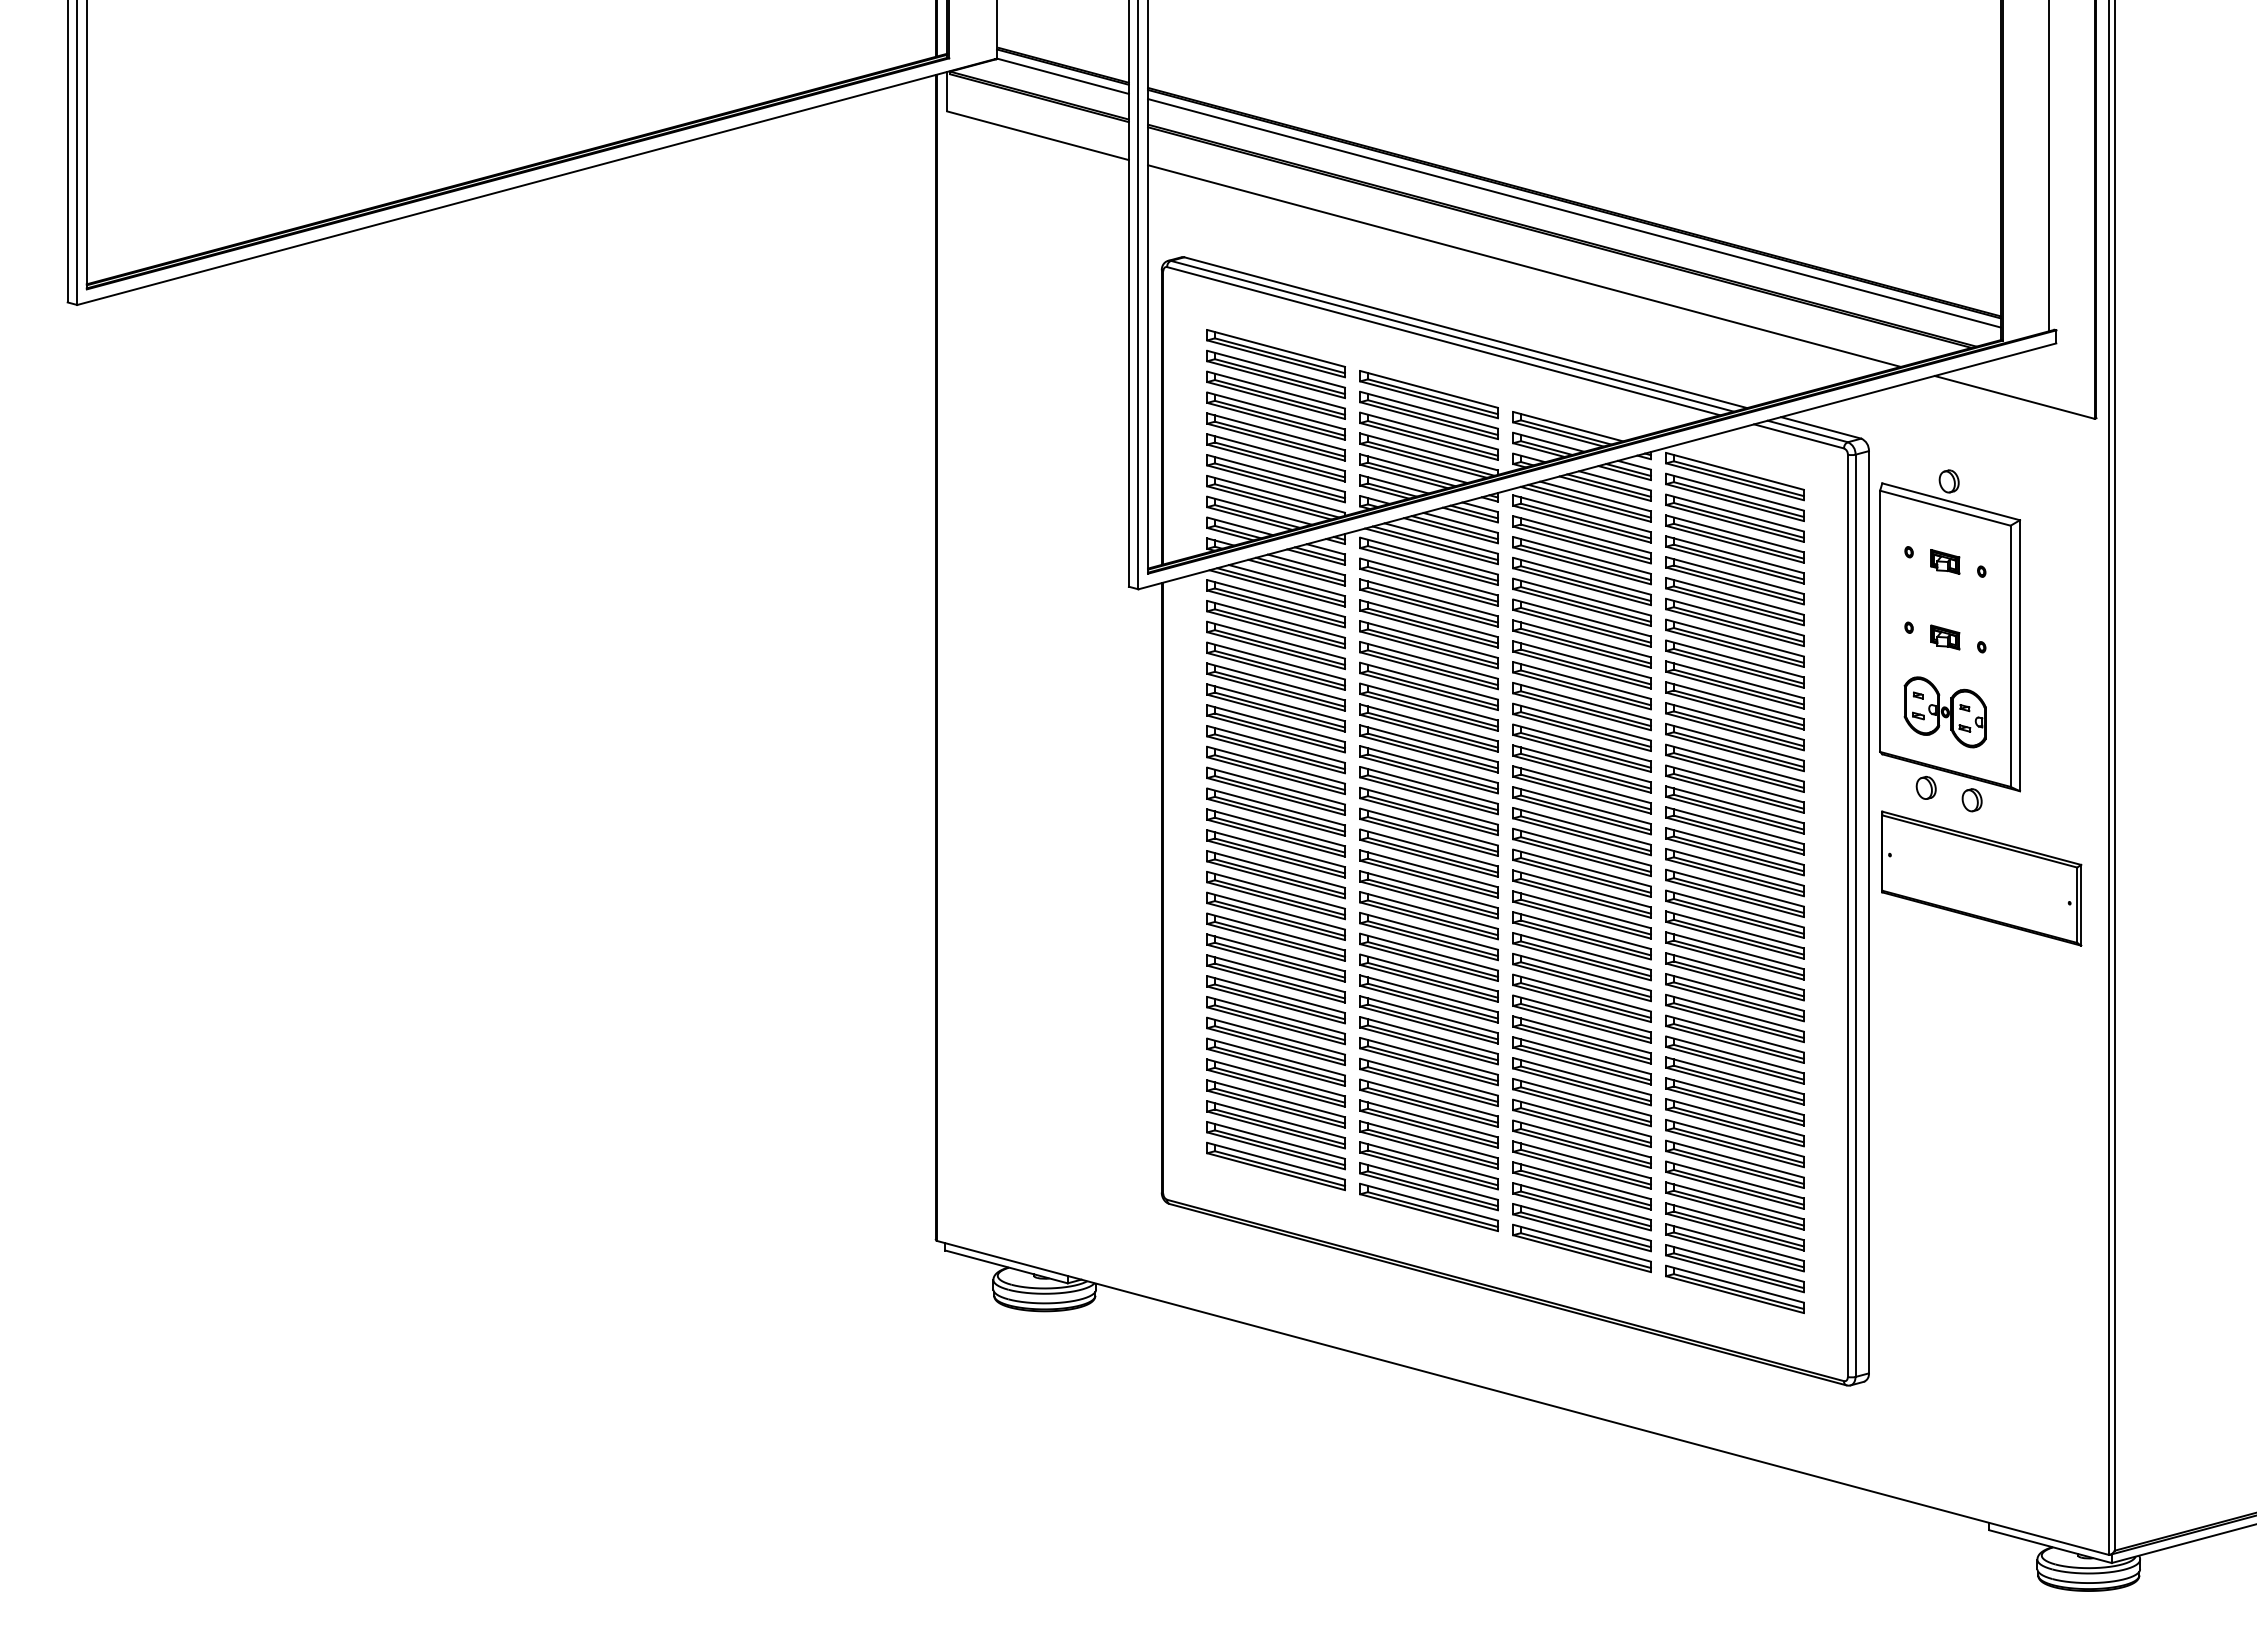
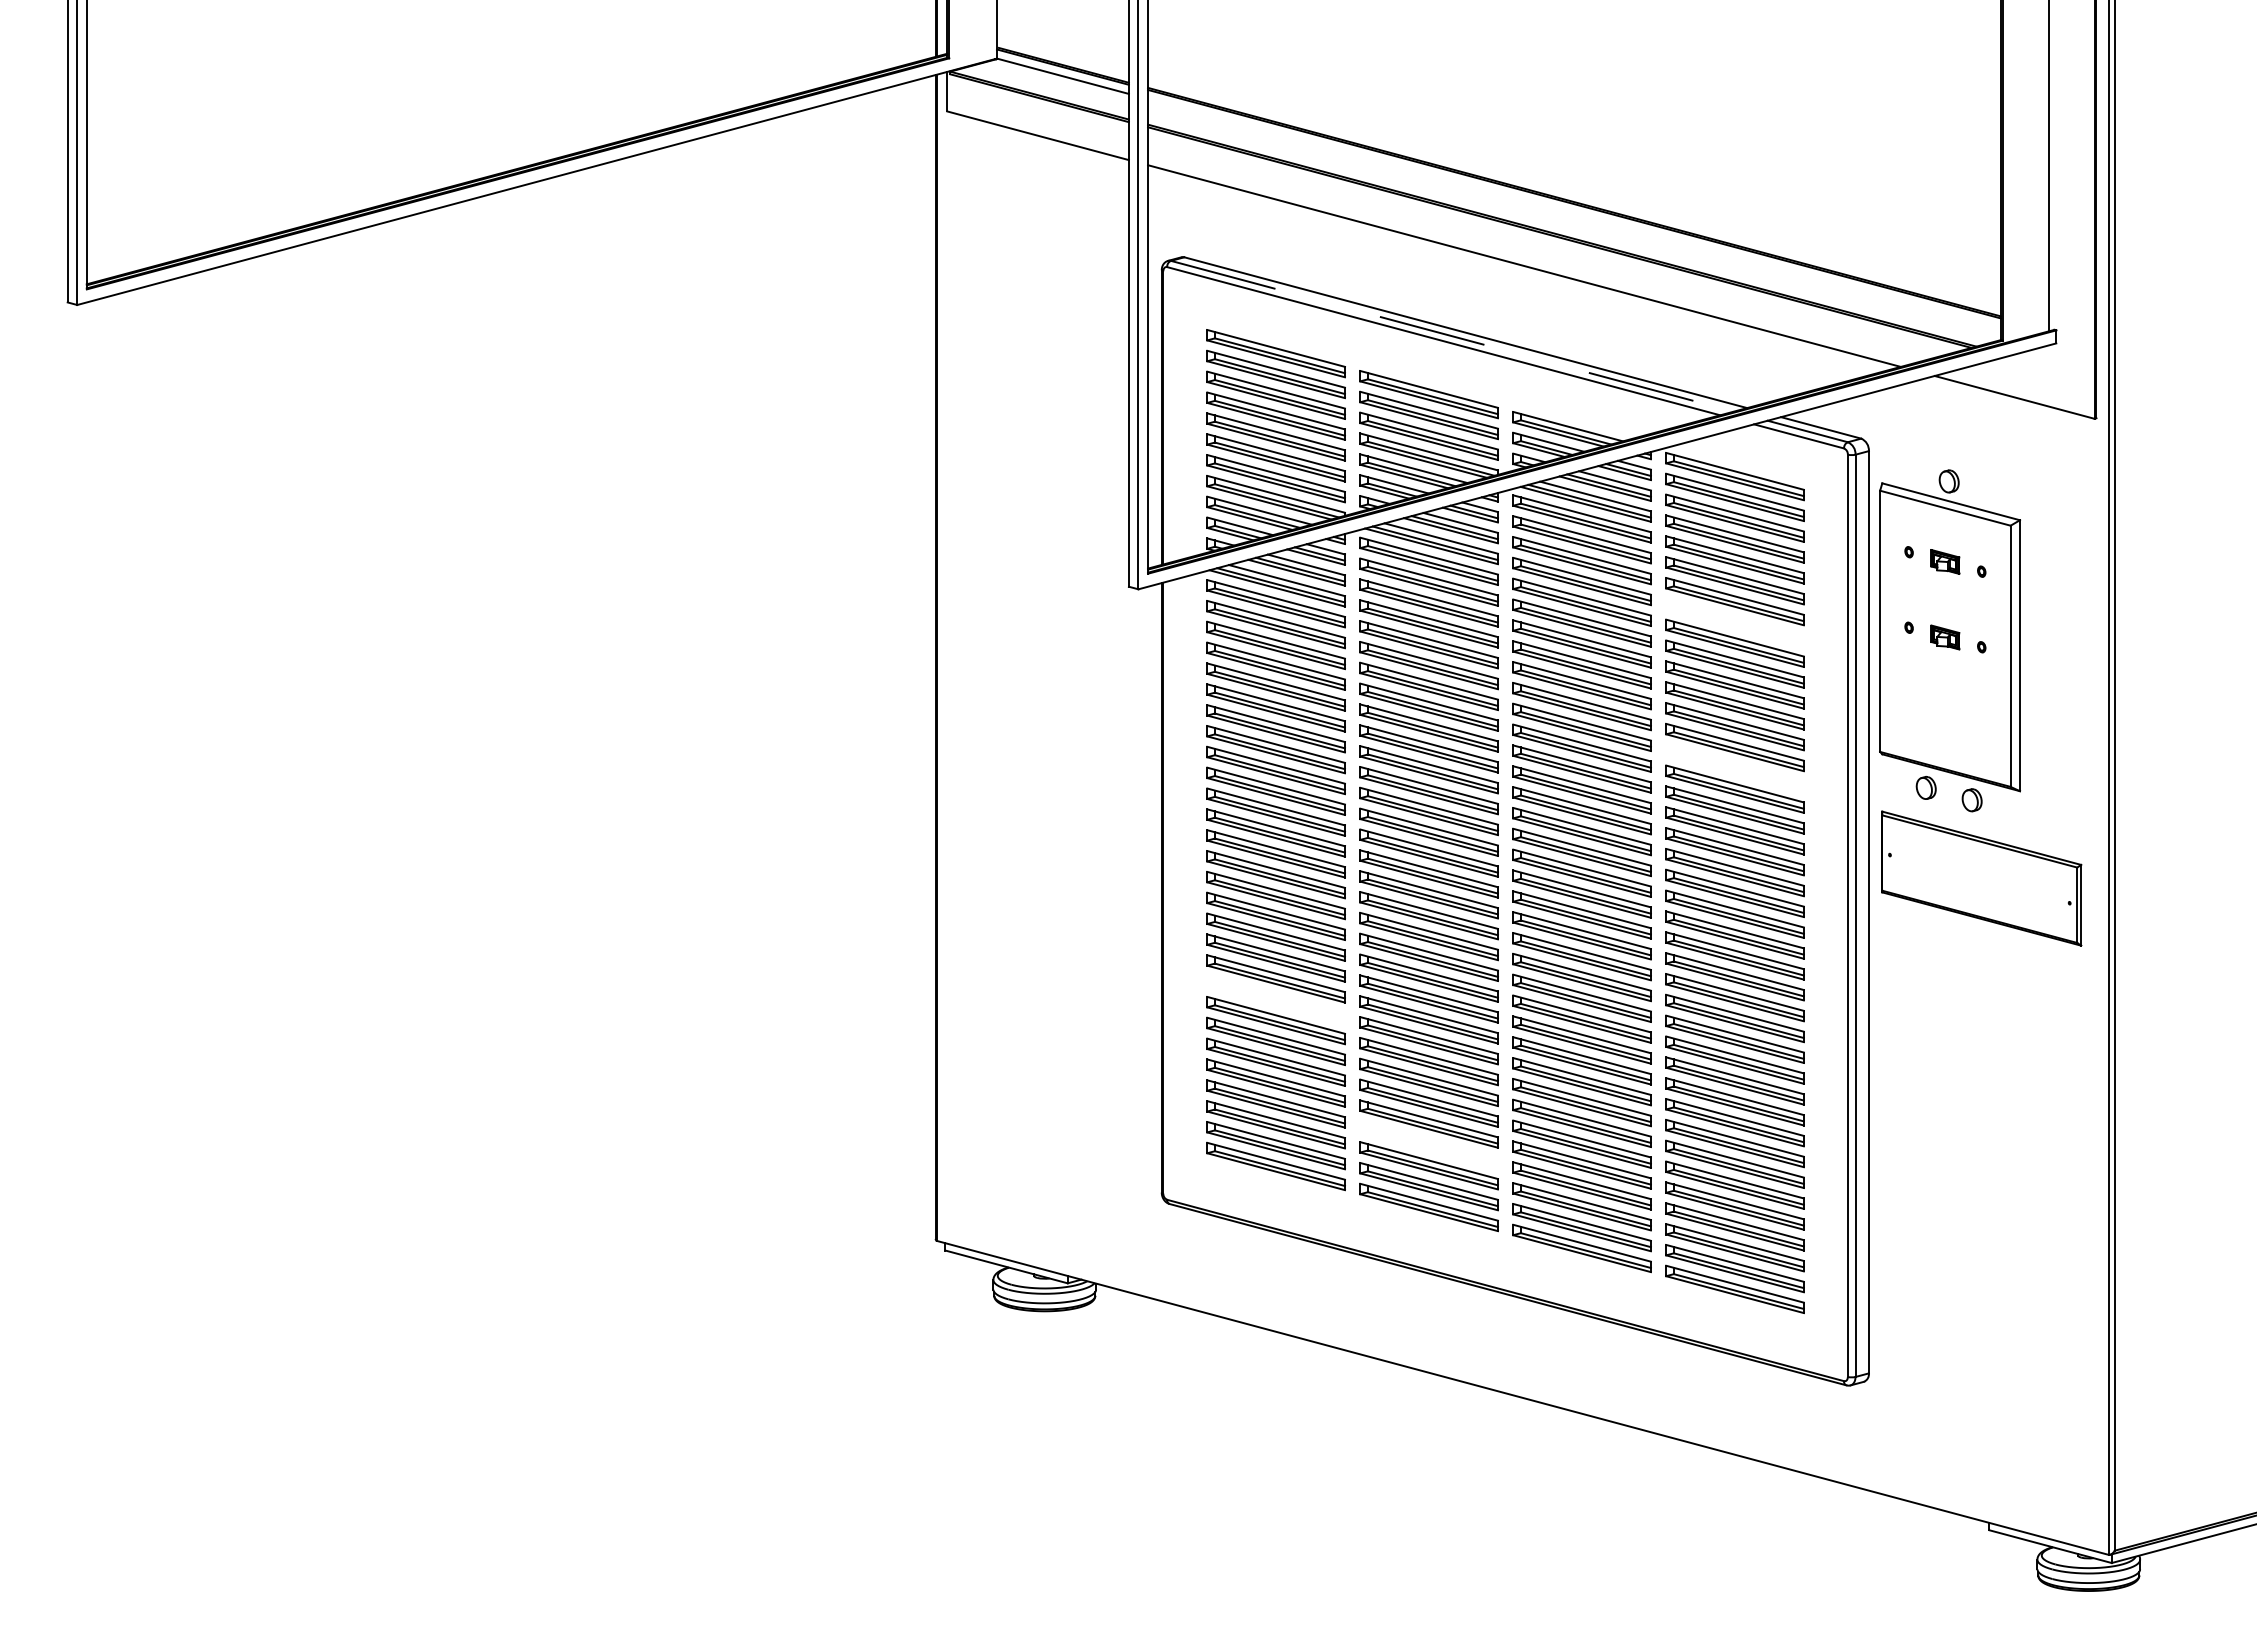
line: present -> none (1574, 213)
line: solid -> dashed (1452, 336)
part: present -> none (1734, 622)
part: present -> none (1944, 712)
part: present -> none (1734, 767)
part: present -> none (1275, 999)
part: present -> none (1428, 1144)
